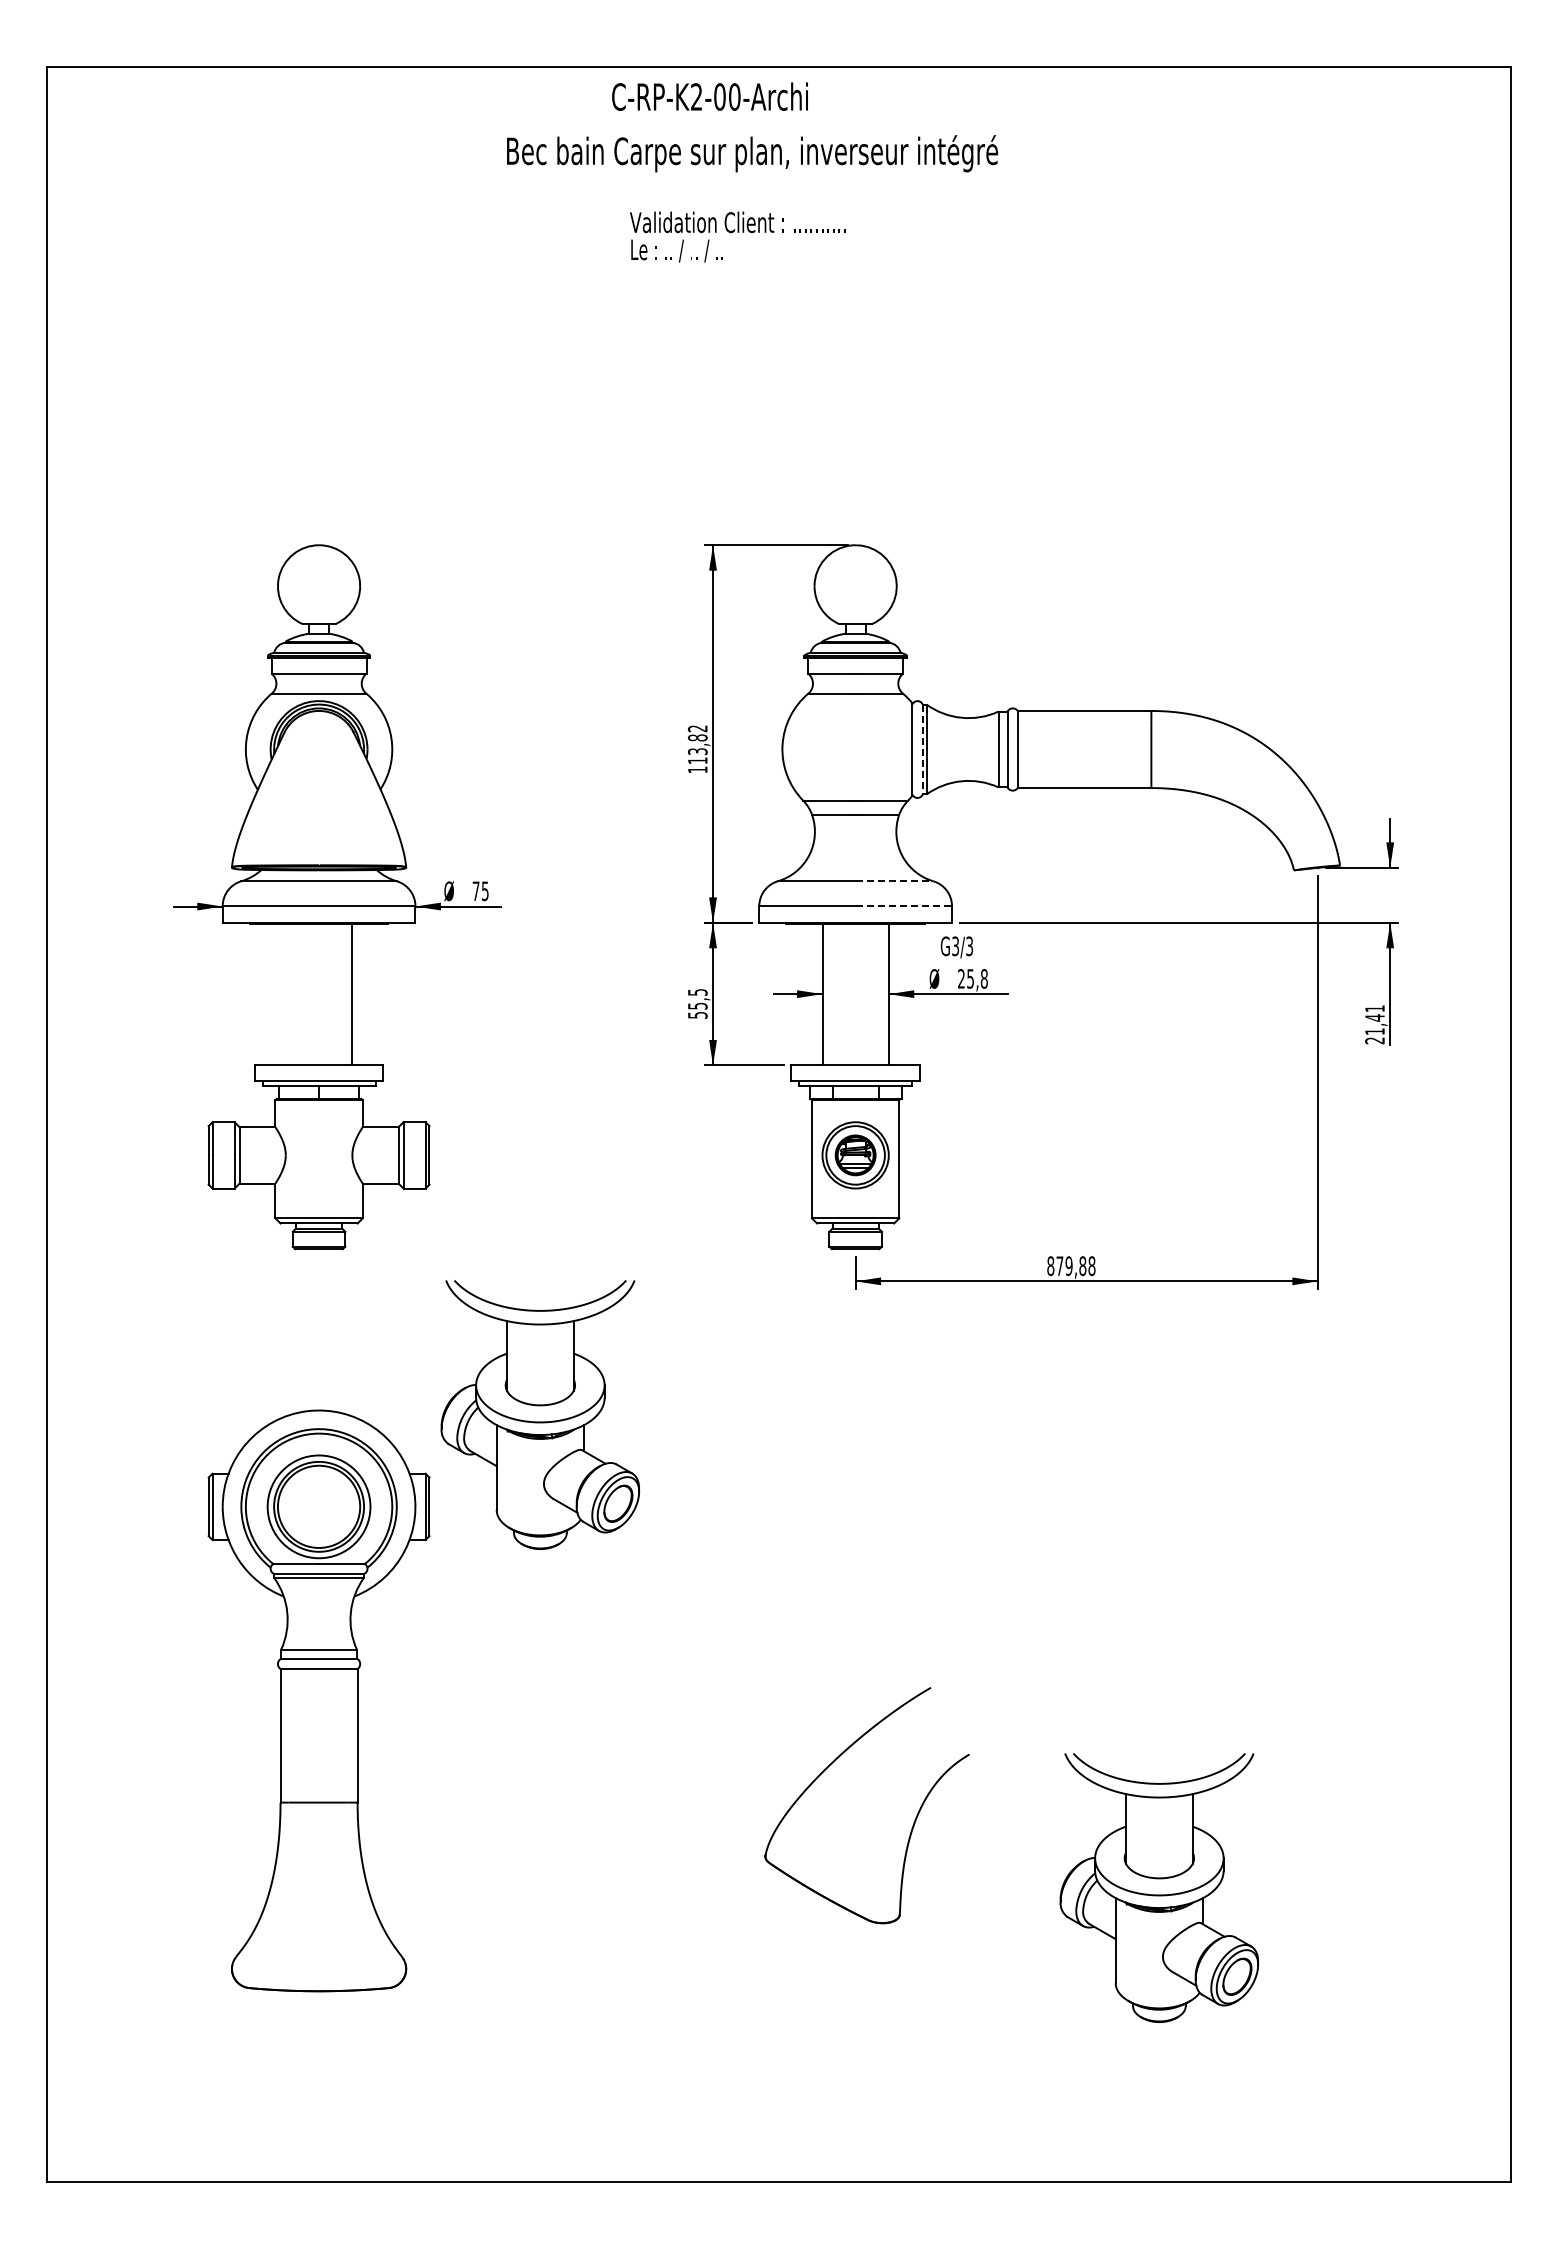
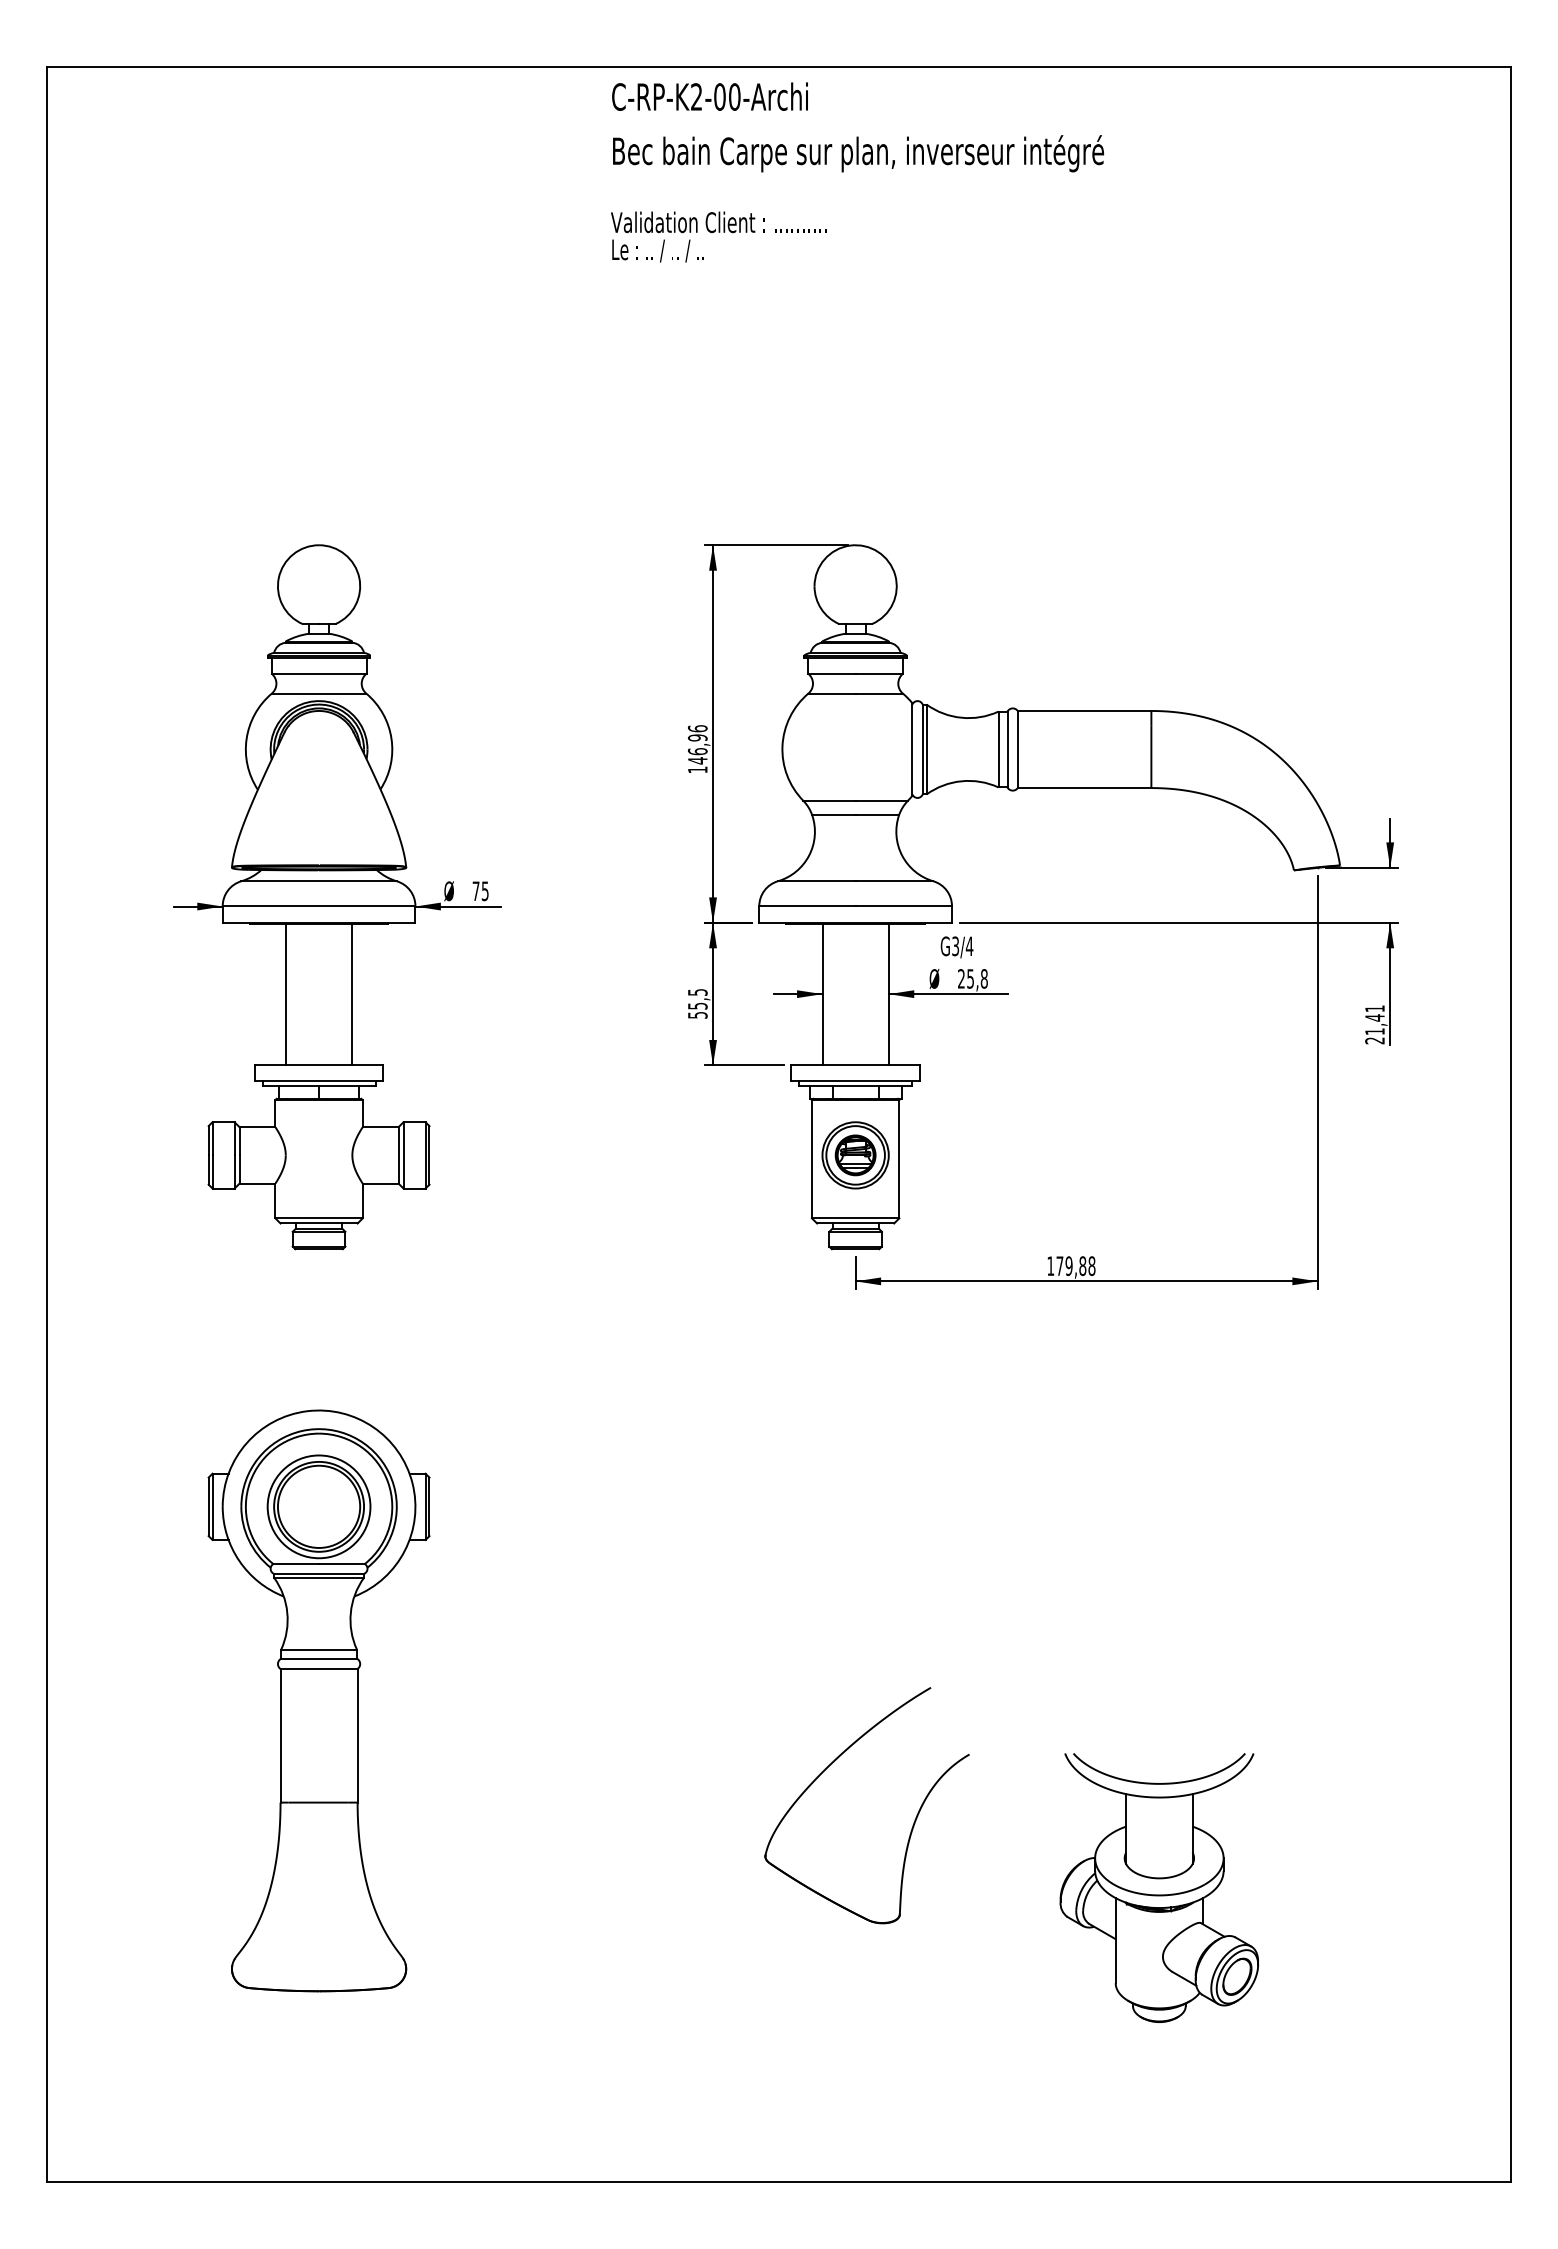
text position: (752, 153) -> (858, 153) (858, 153)
text position: (737, 236) -> (718, 236) (718, 236)
text: 113,82 -> 146,96 (697, 744)
line: dashed -> solid (922, 749)
line: dashed -> solid (894, 881)
line: dashed -> solid (904, 906)
text: G3/3 -> G3/4 (969, 946)
line: none -> present (285, 994)
text: 879,88 -> 179,88 (1050, 1266)
part: present -> none (539, 1414)
